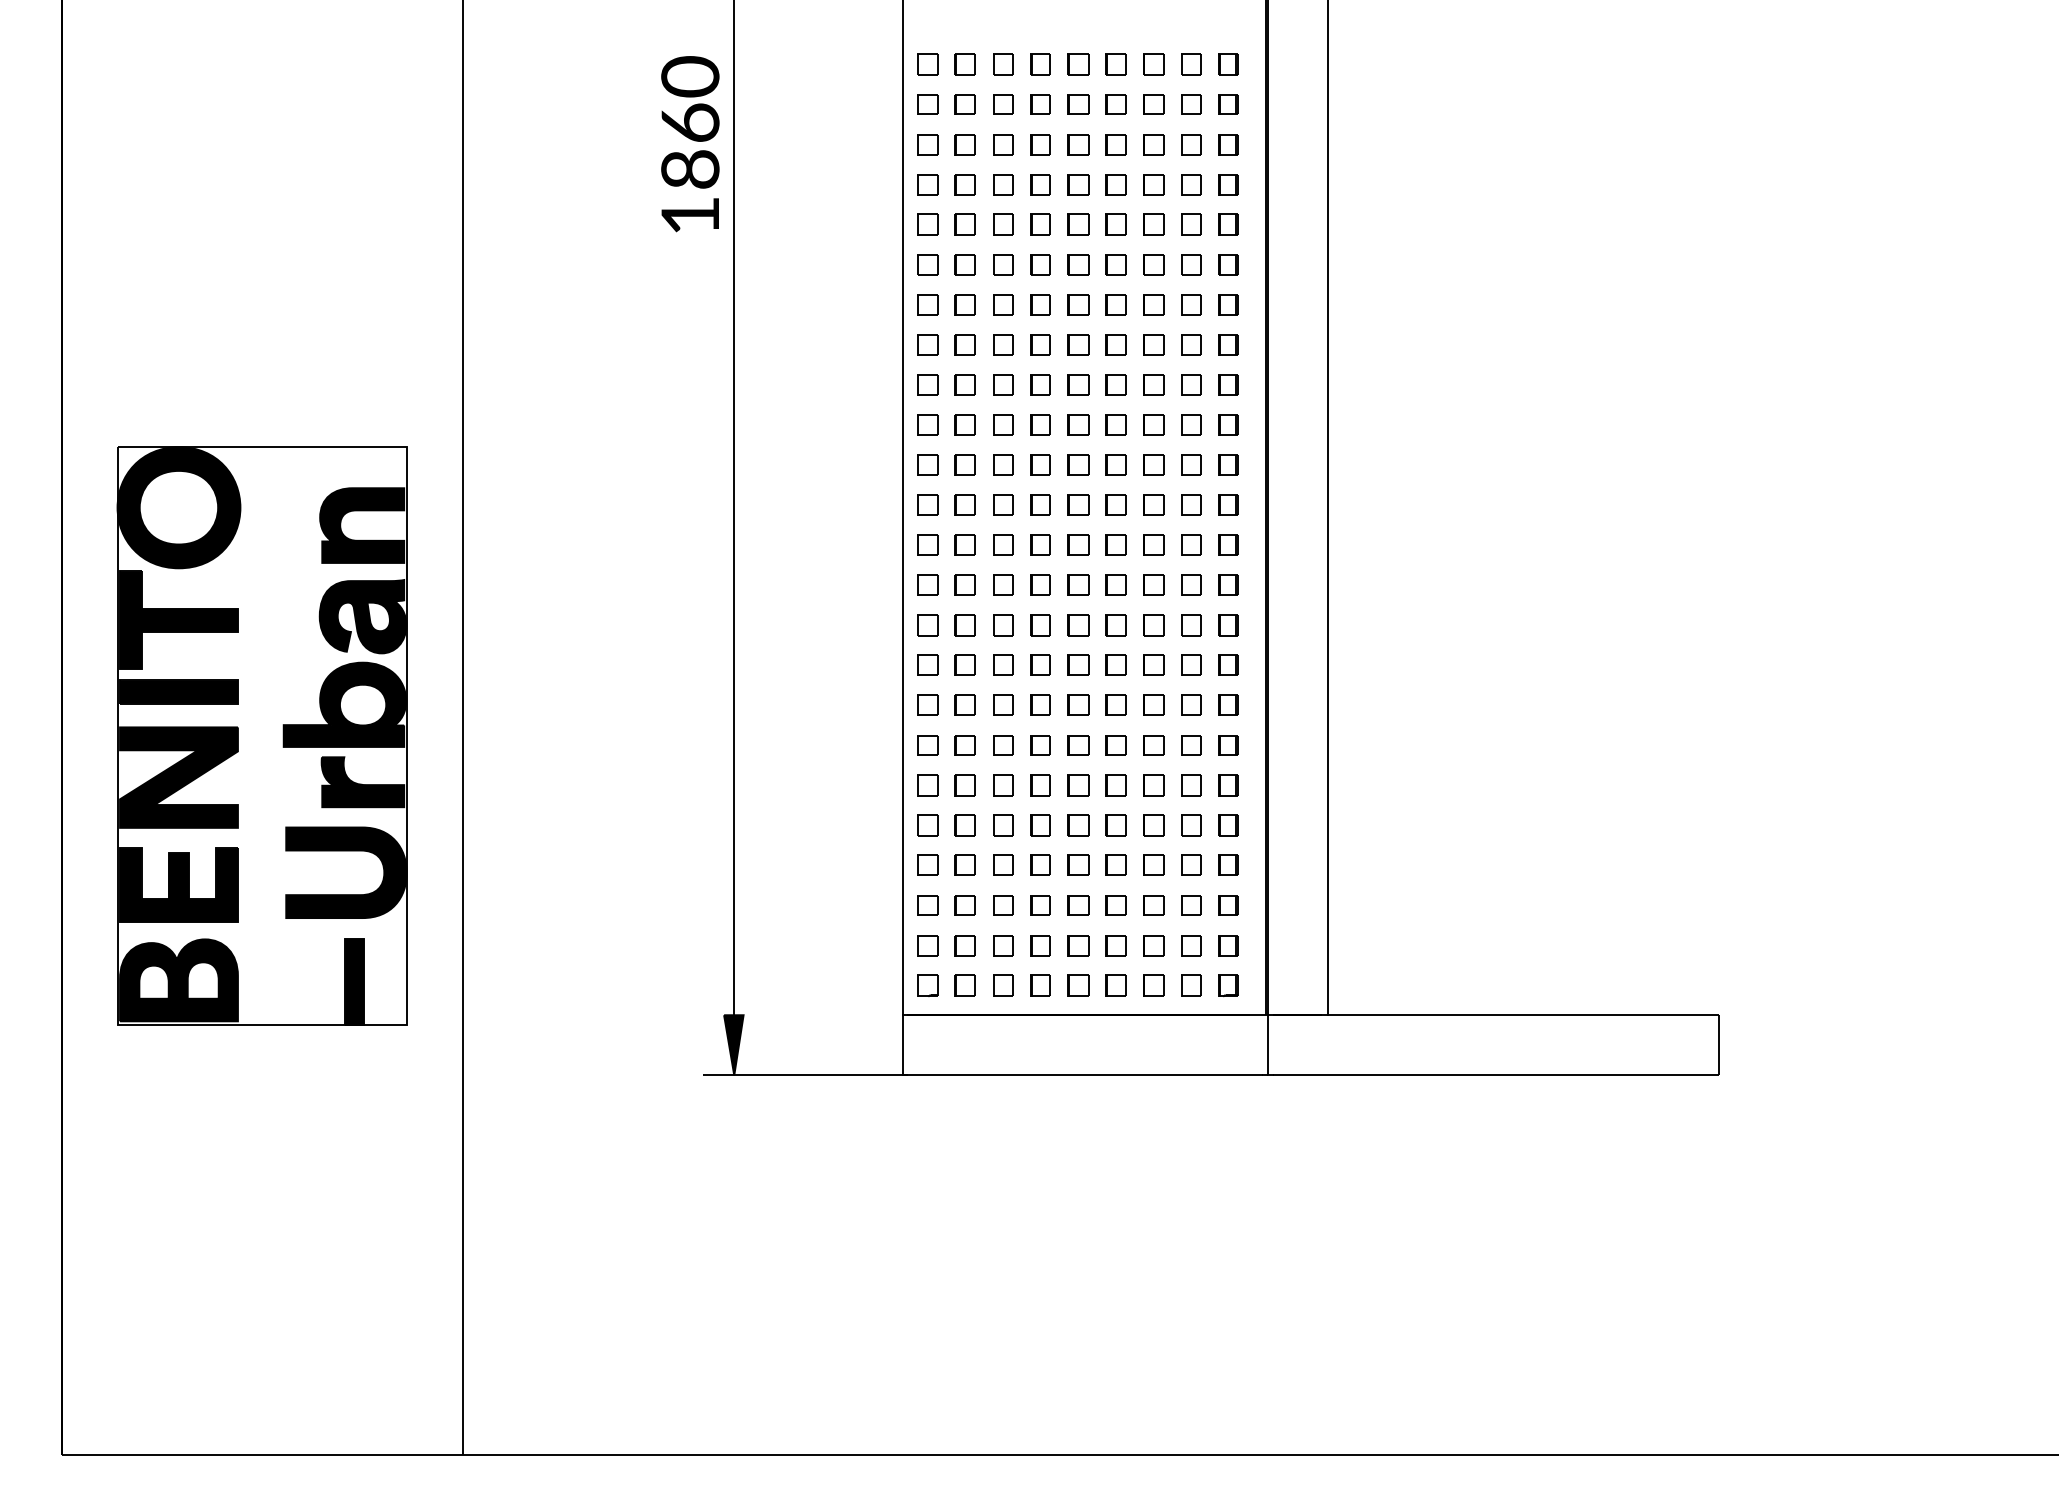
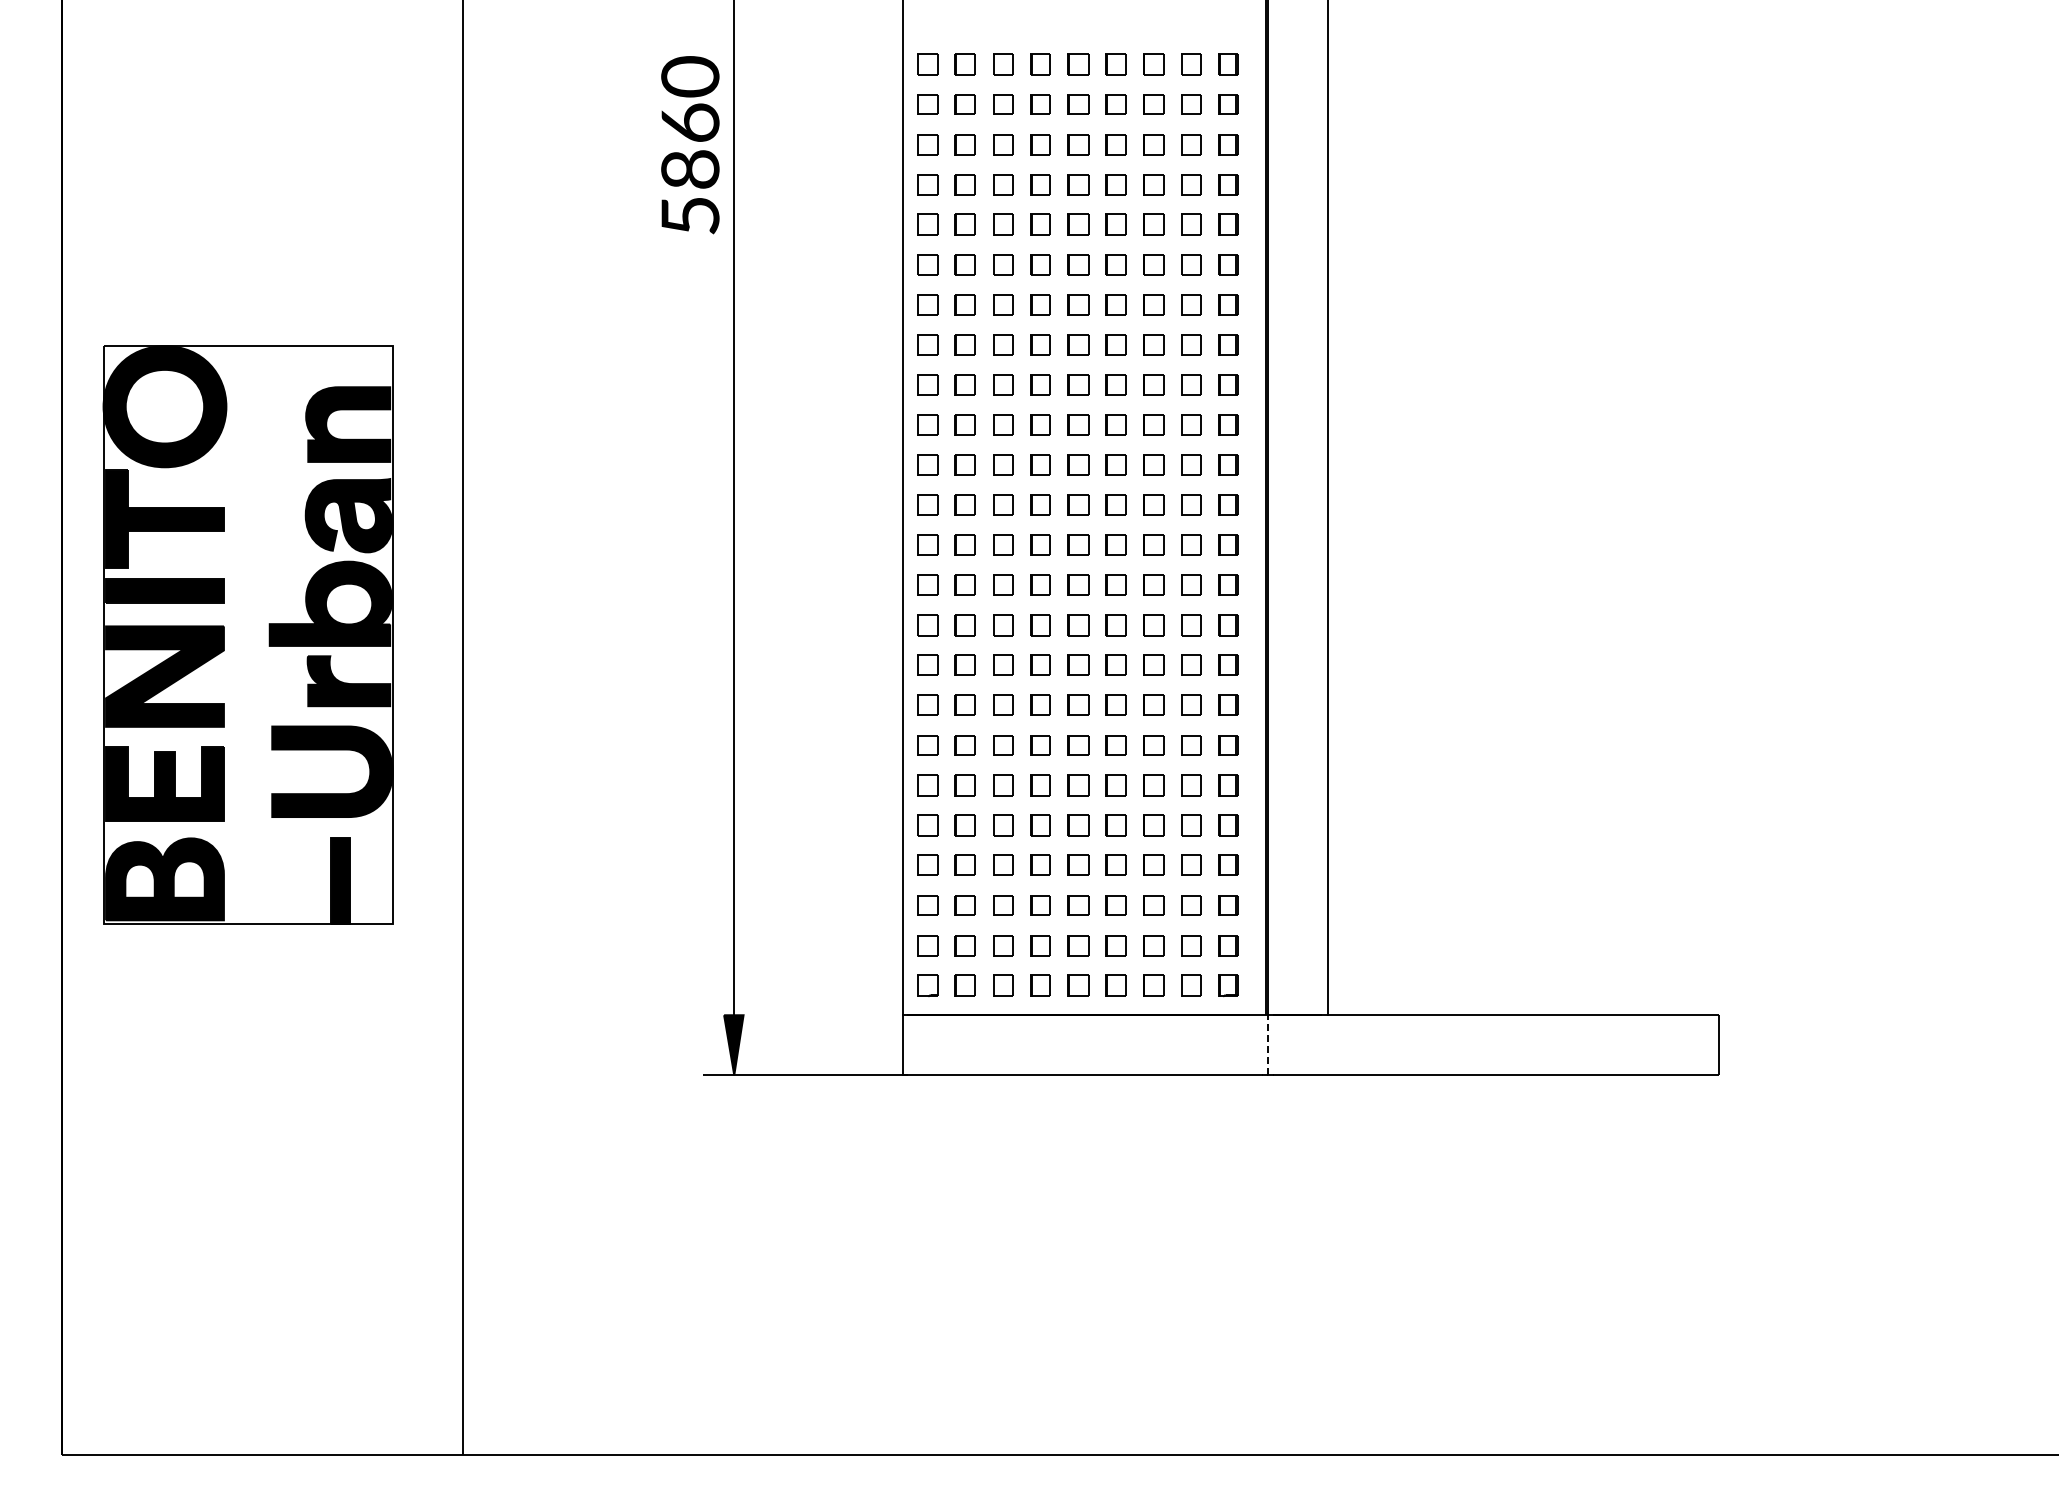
text: 1860 -> 5860 (690, 216)
part position: (261, 735) -> (247, 634) (247, 634)
line: solid -> dashed (1268, 1044)
